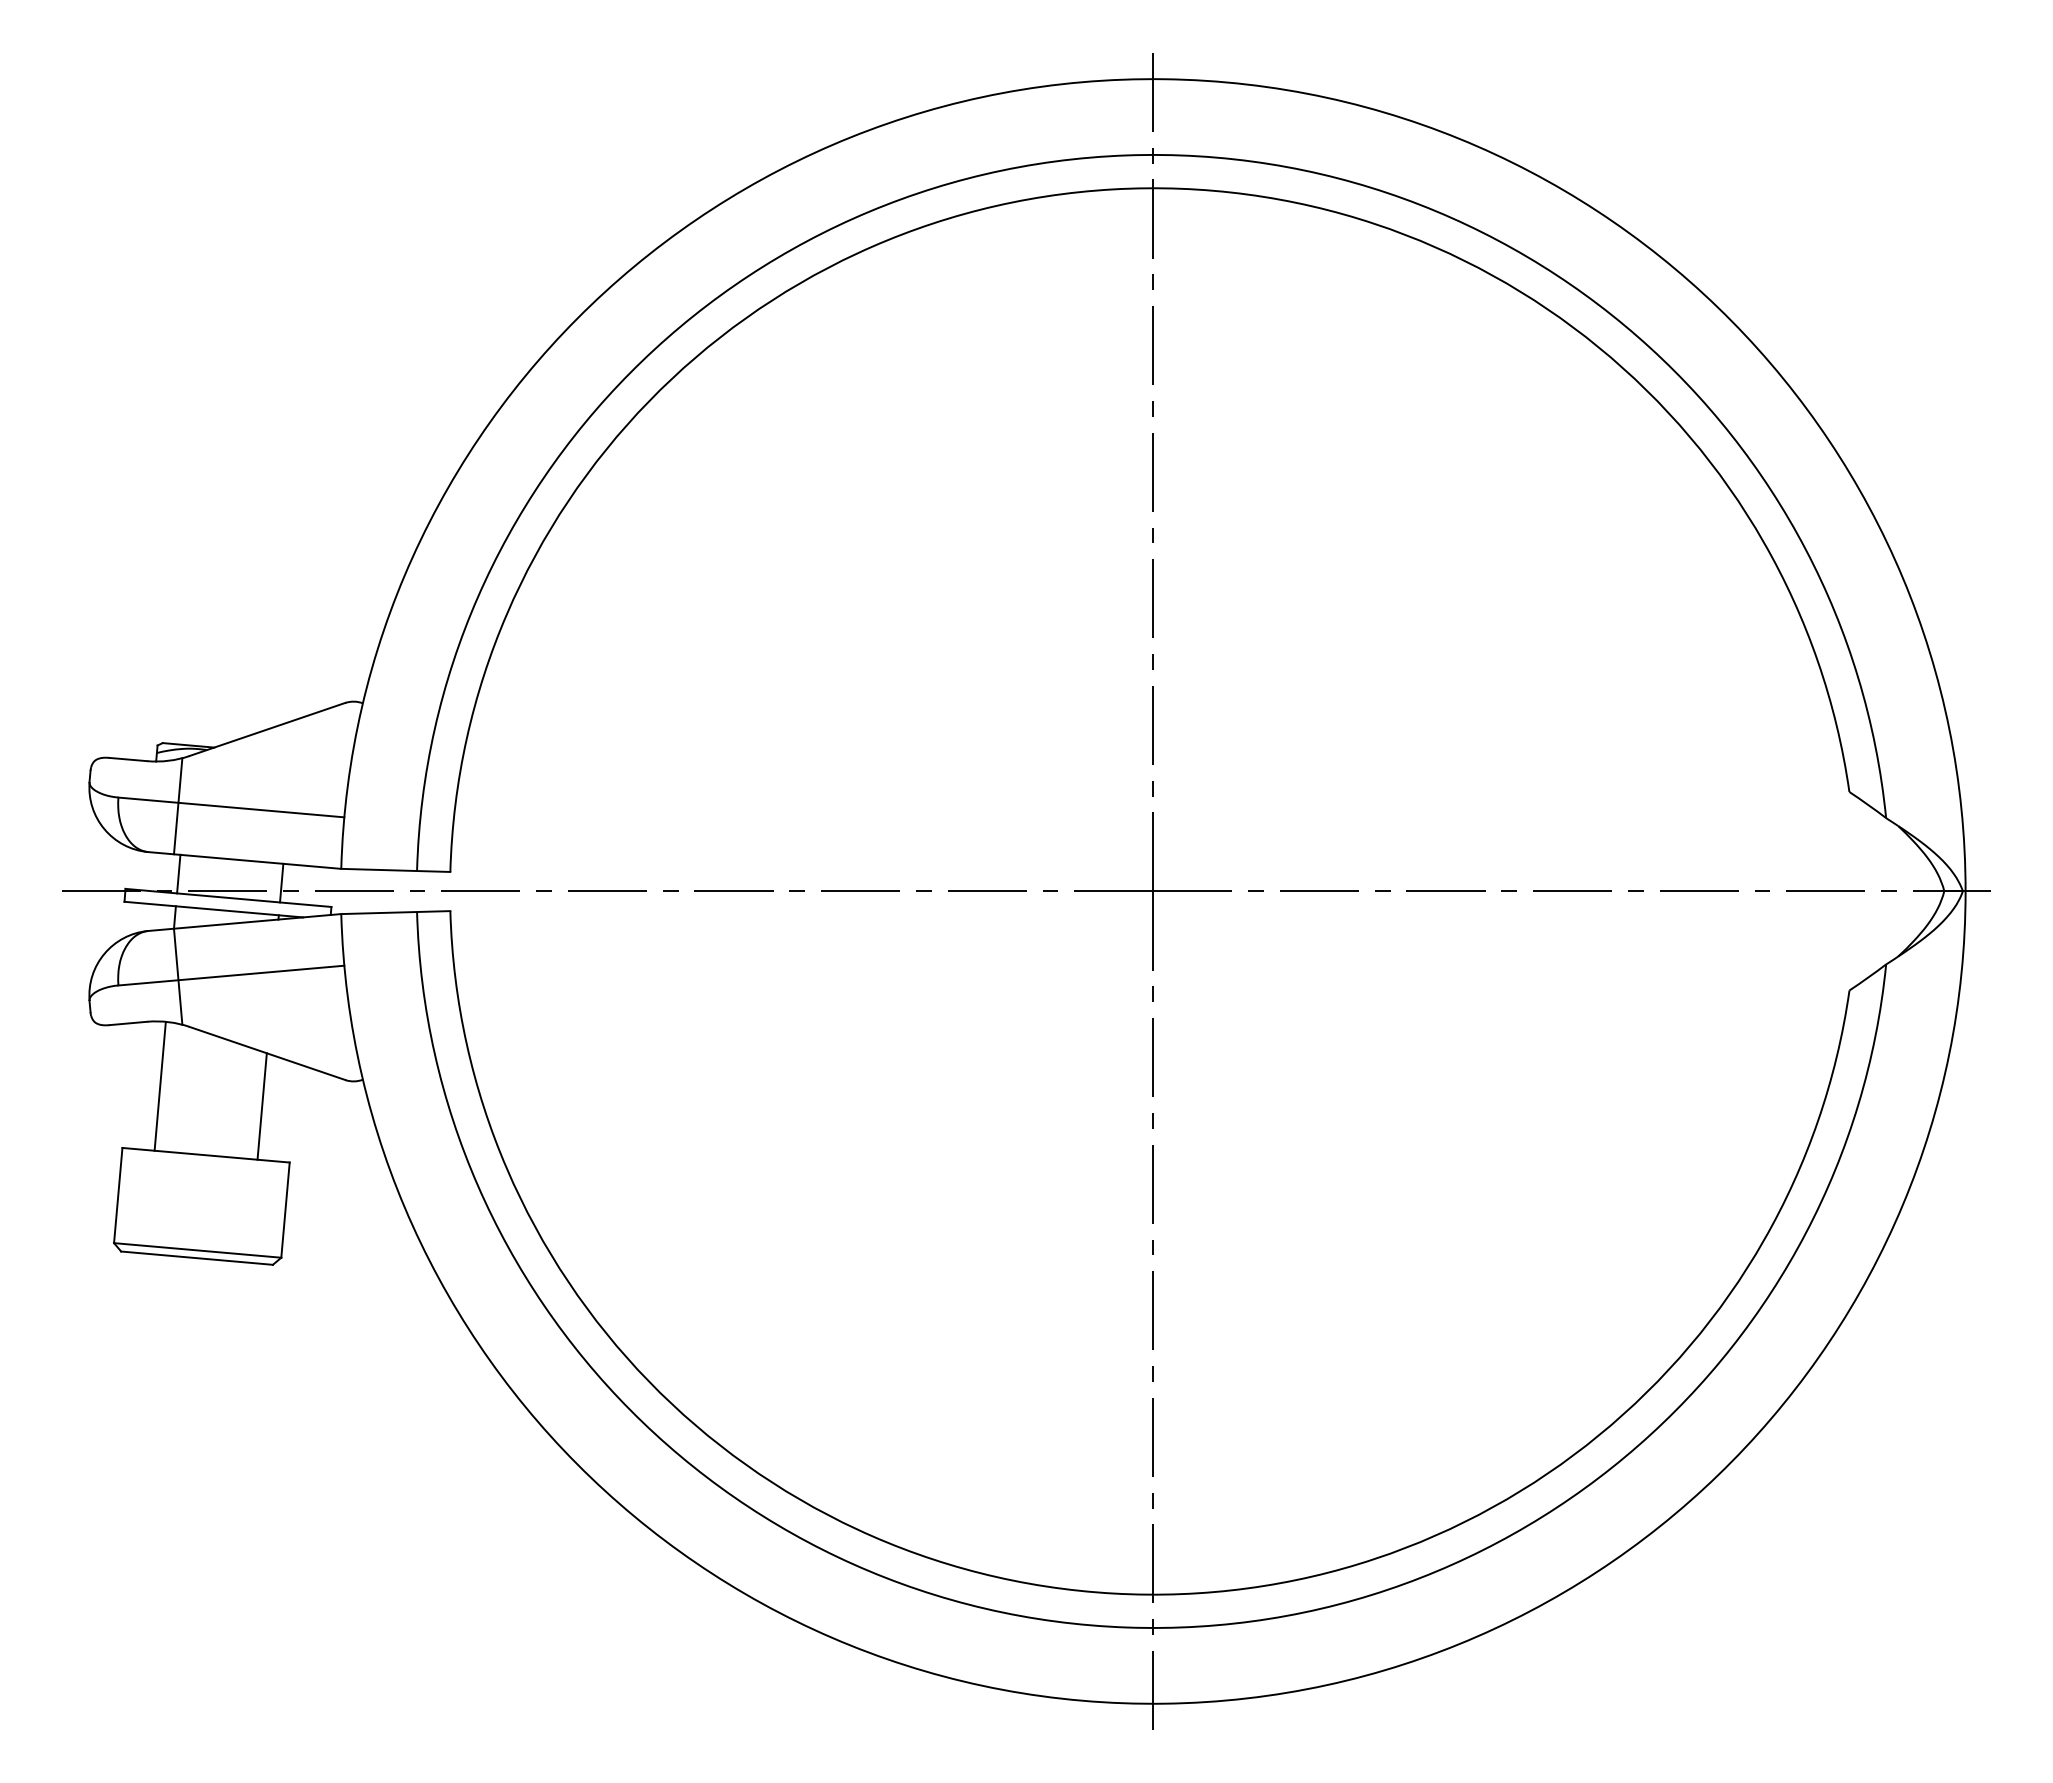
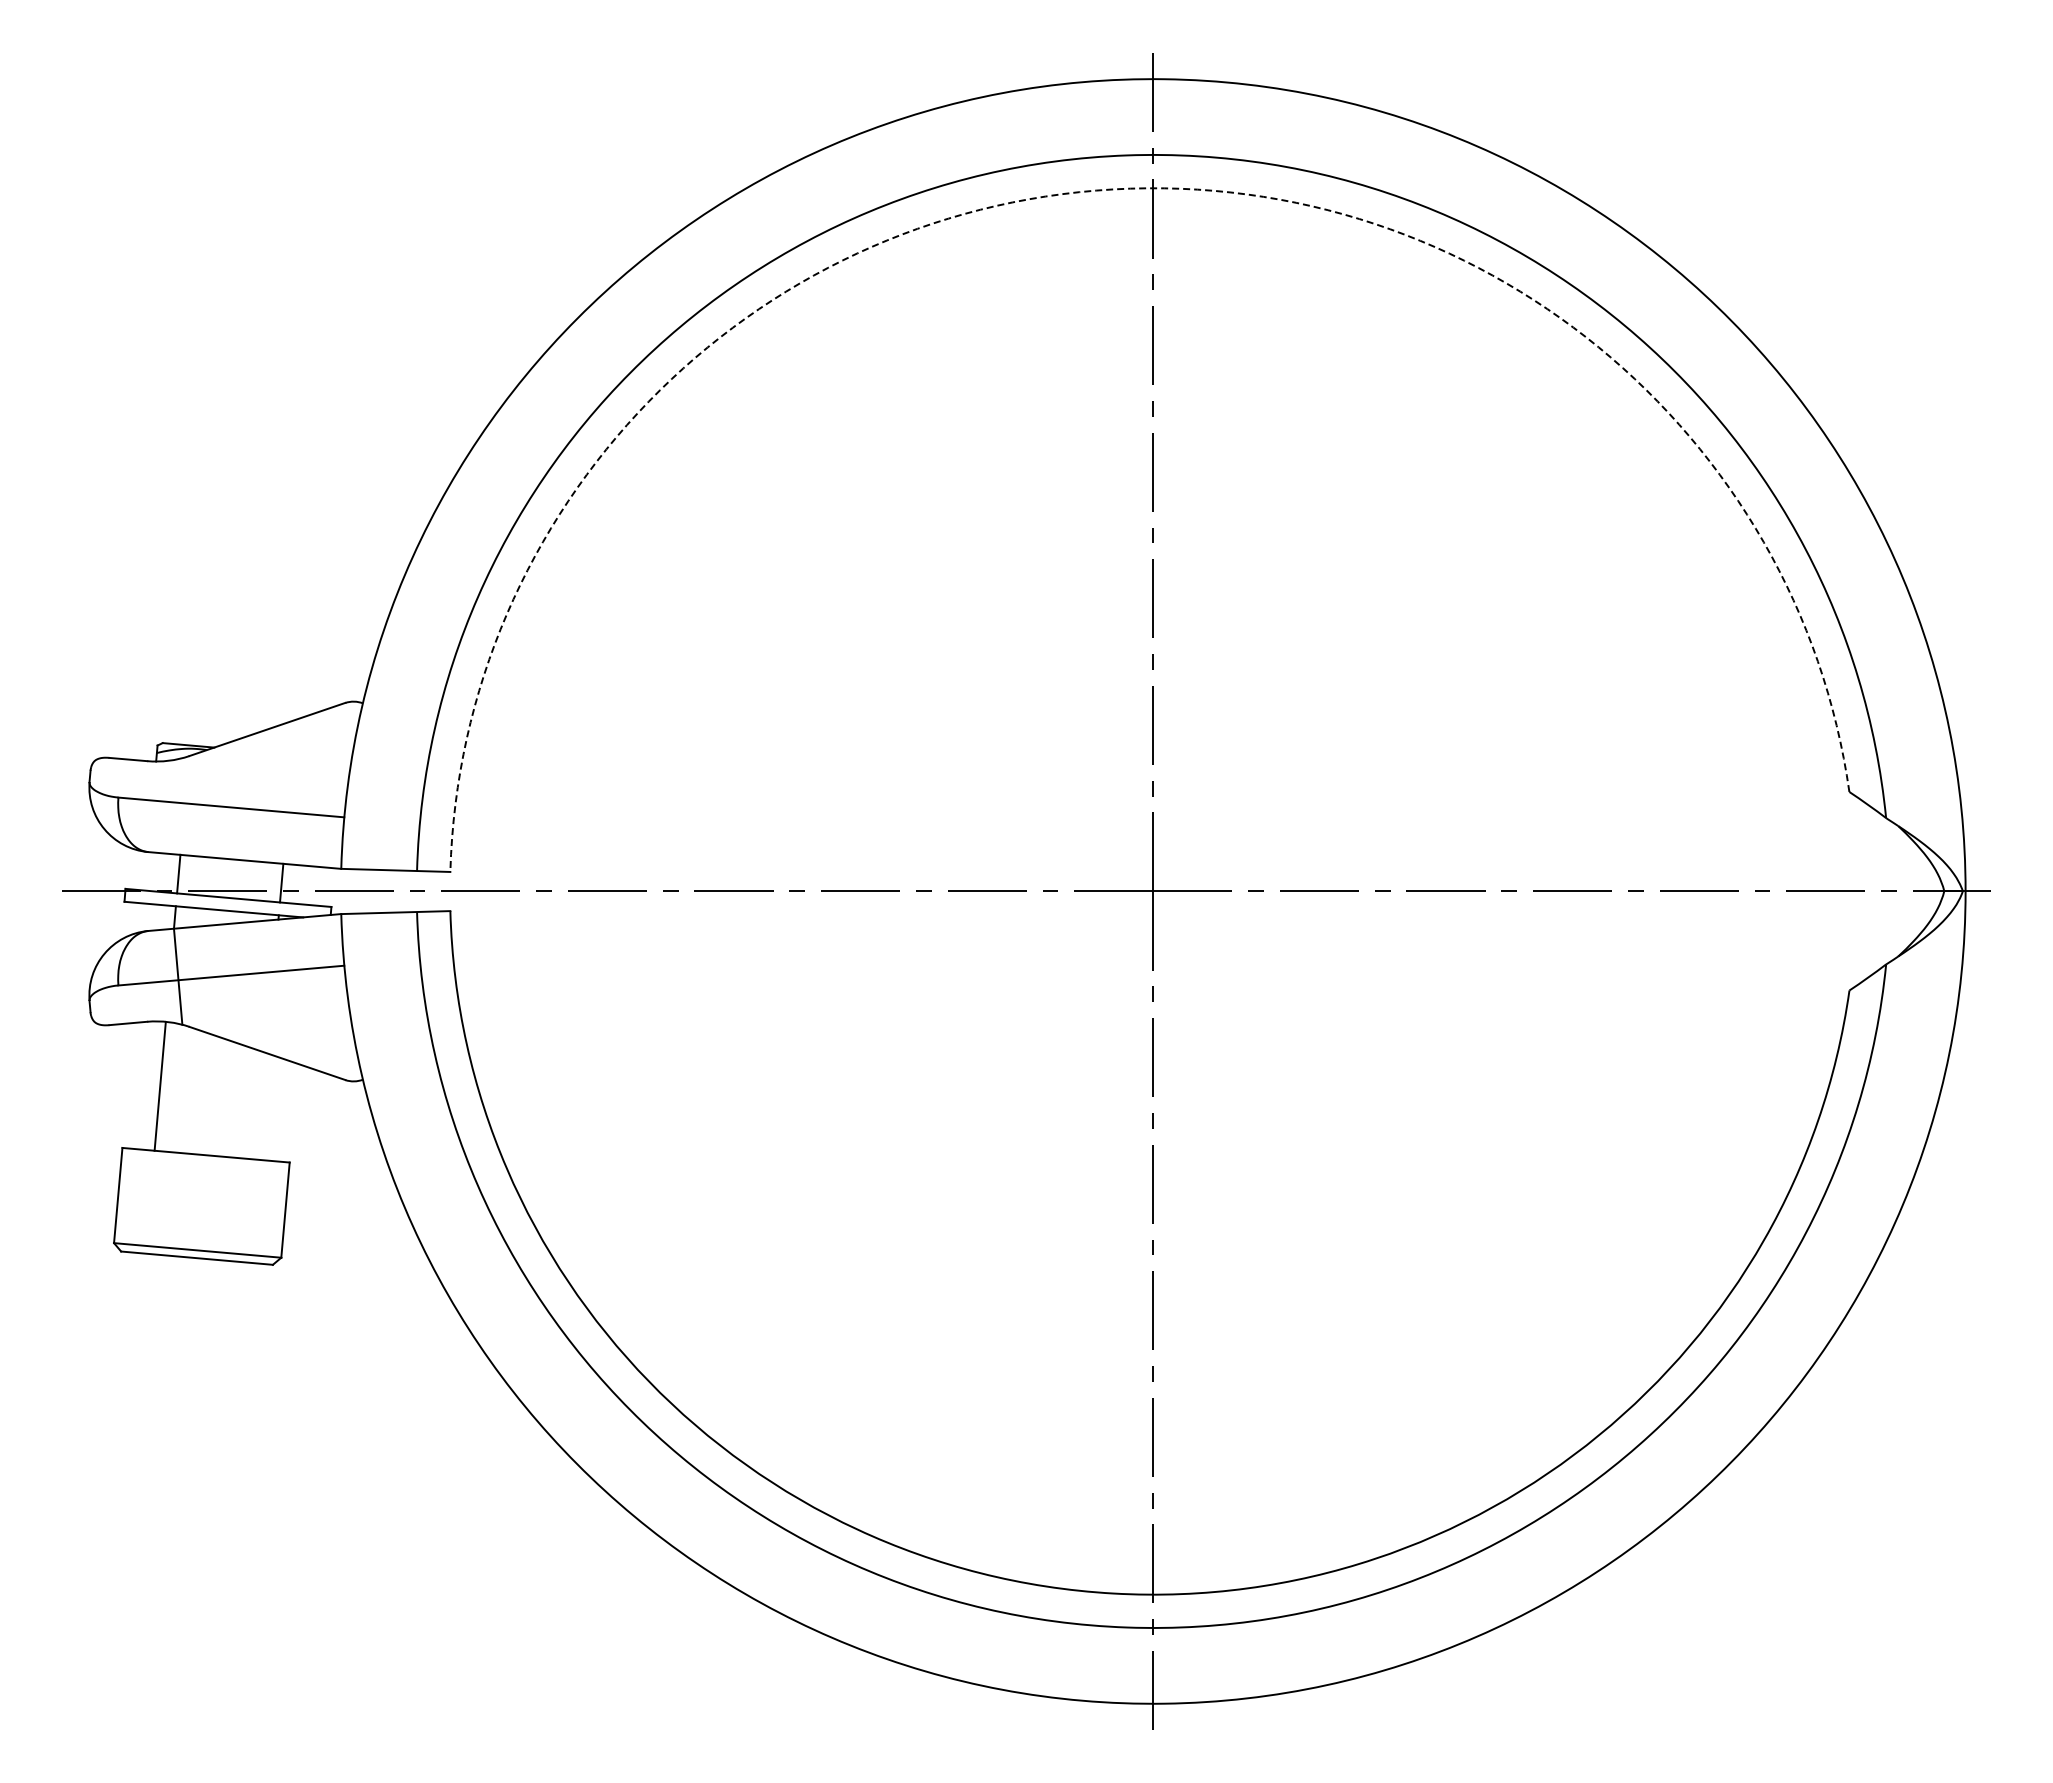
arc: solid -> dashed (1113, 189)
line: present -> none (177, 806)
line: present -> none (261, 1106)
